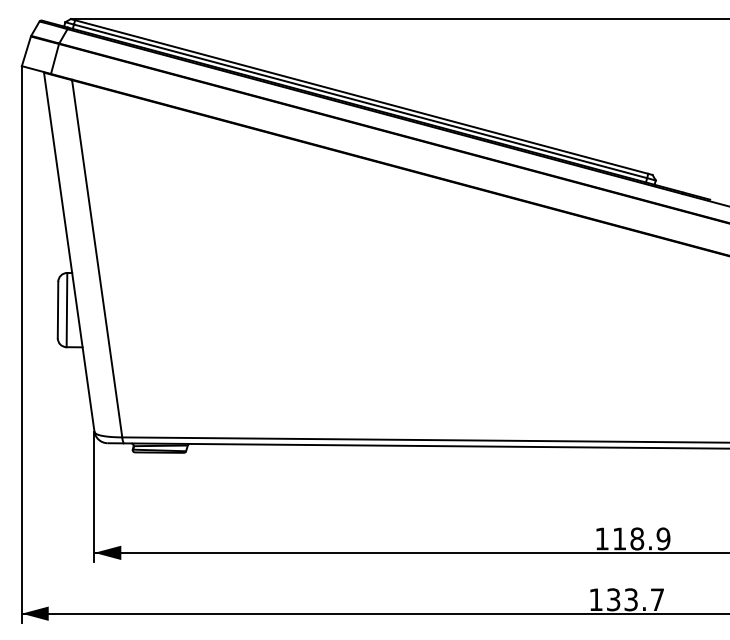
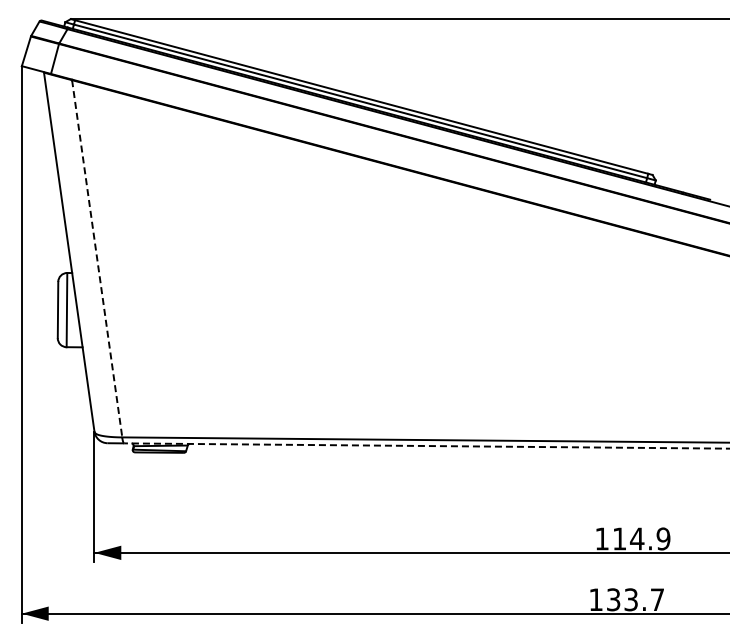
line: solid -> dashed (97, 259)
line: solid -> dashed (426, 446)
text: 118.9 -> 114.9 (637, 538)
